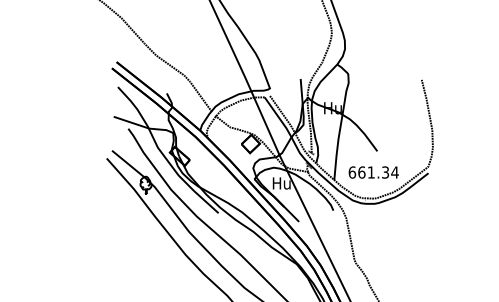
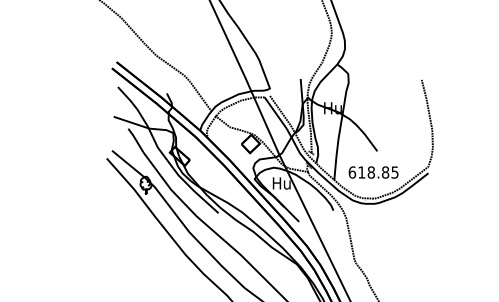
text: 661.34 -> 618.85 (378, 172)
